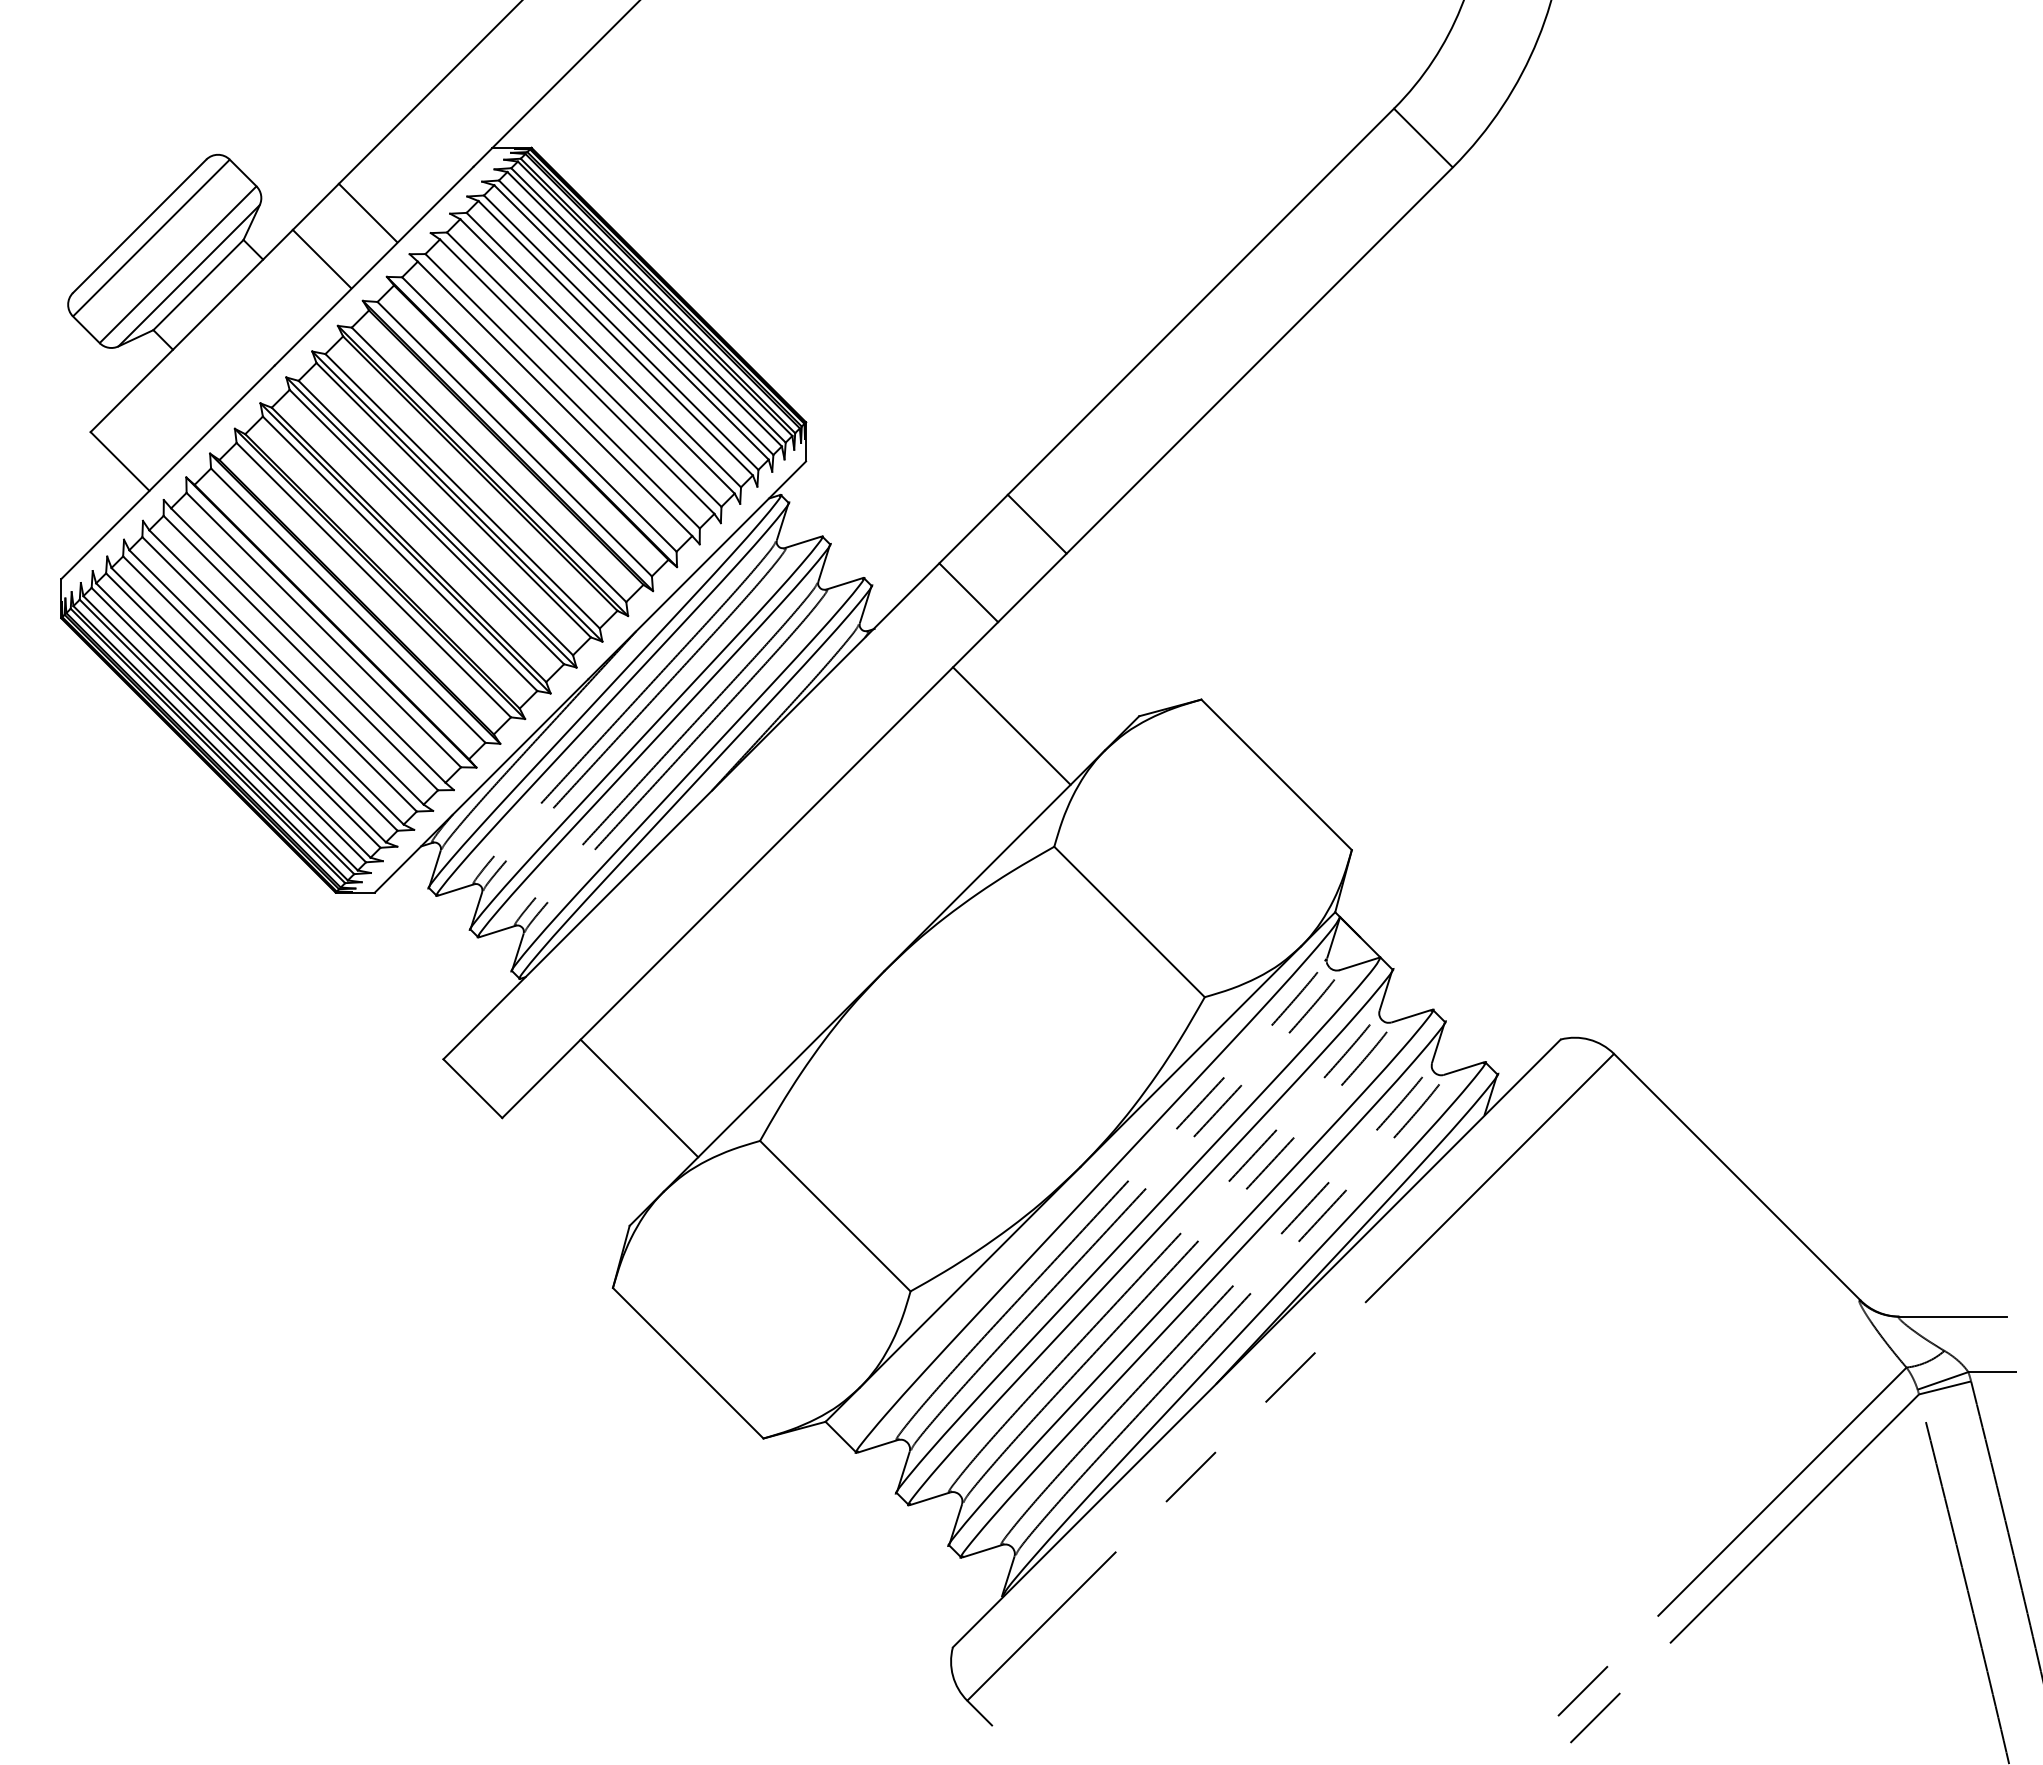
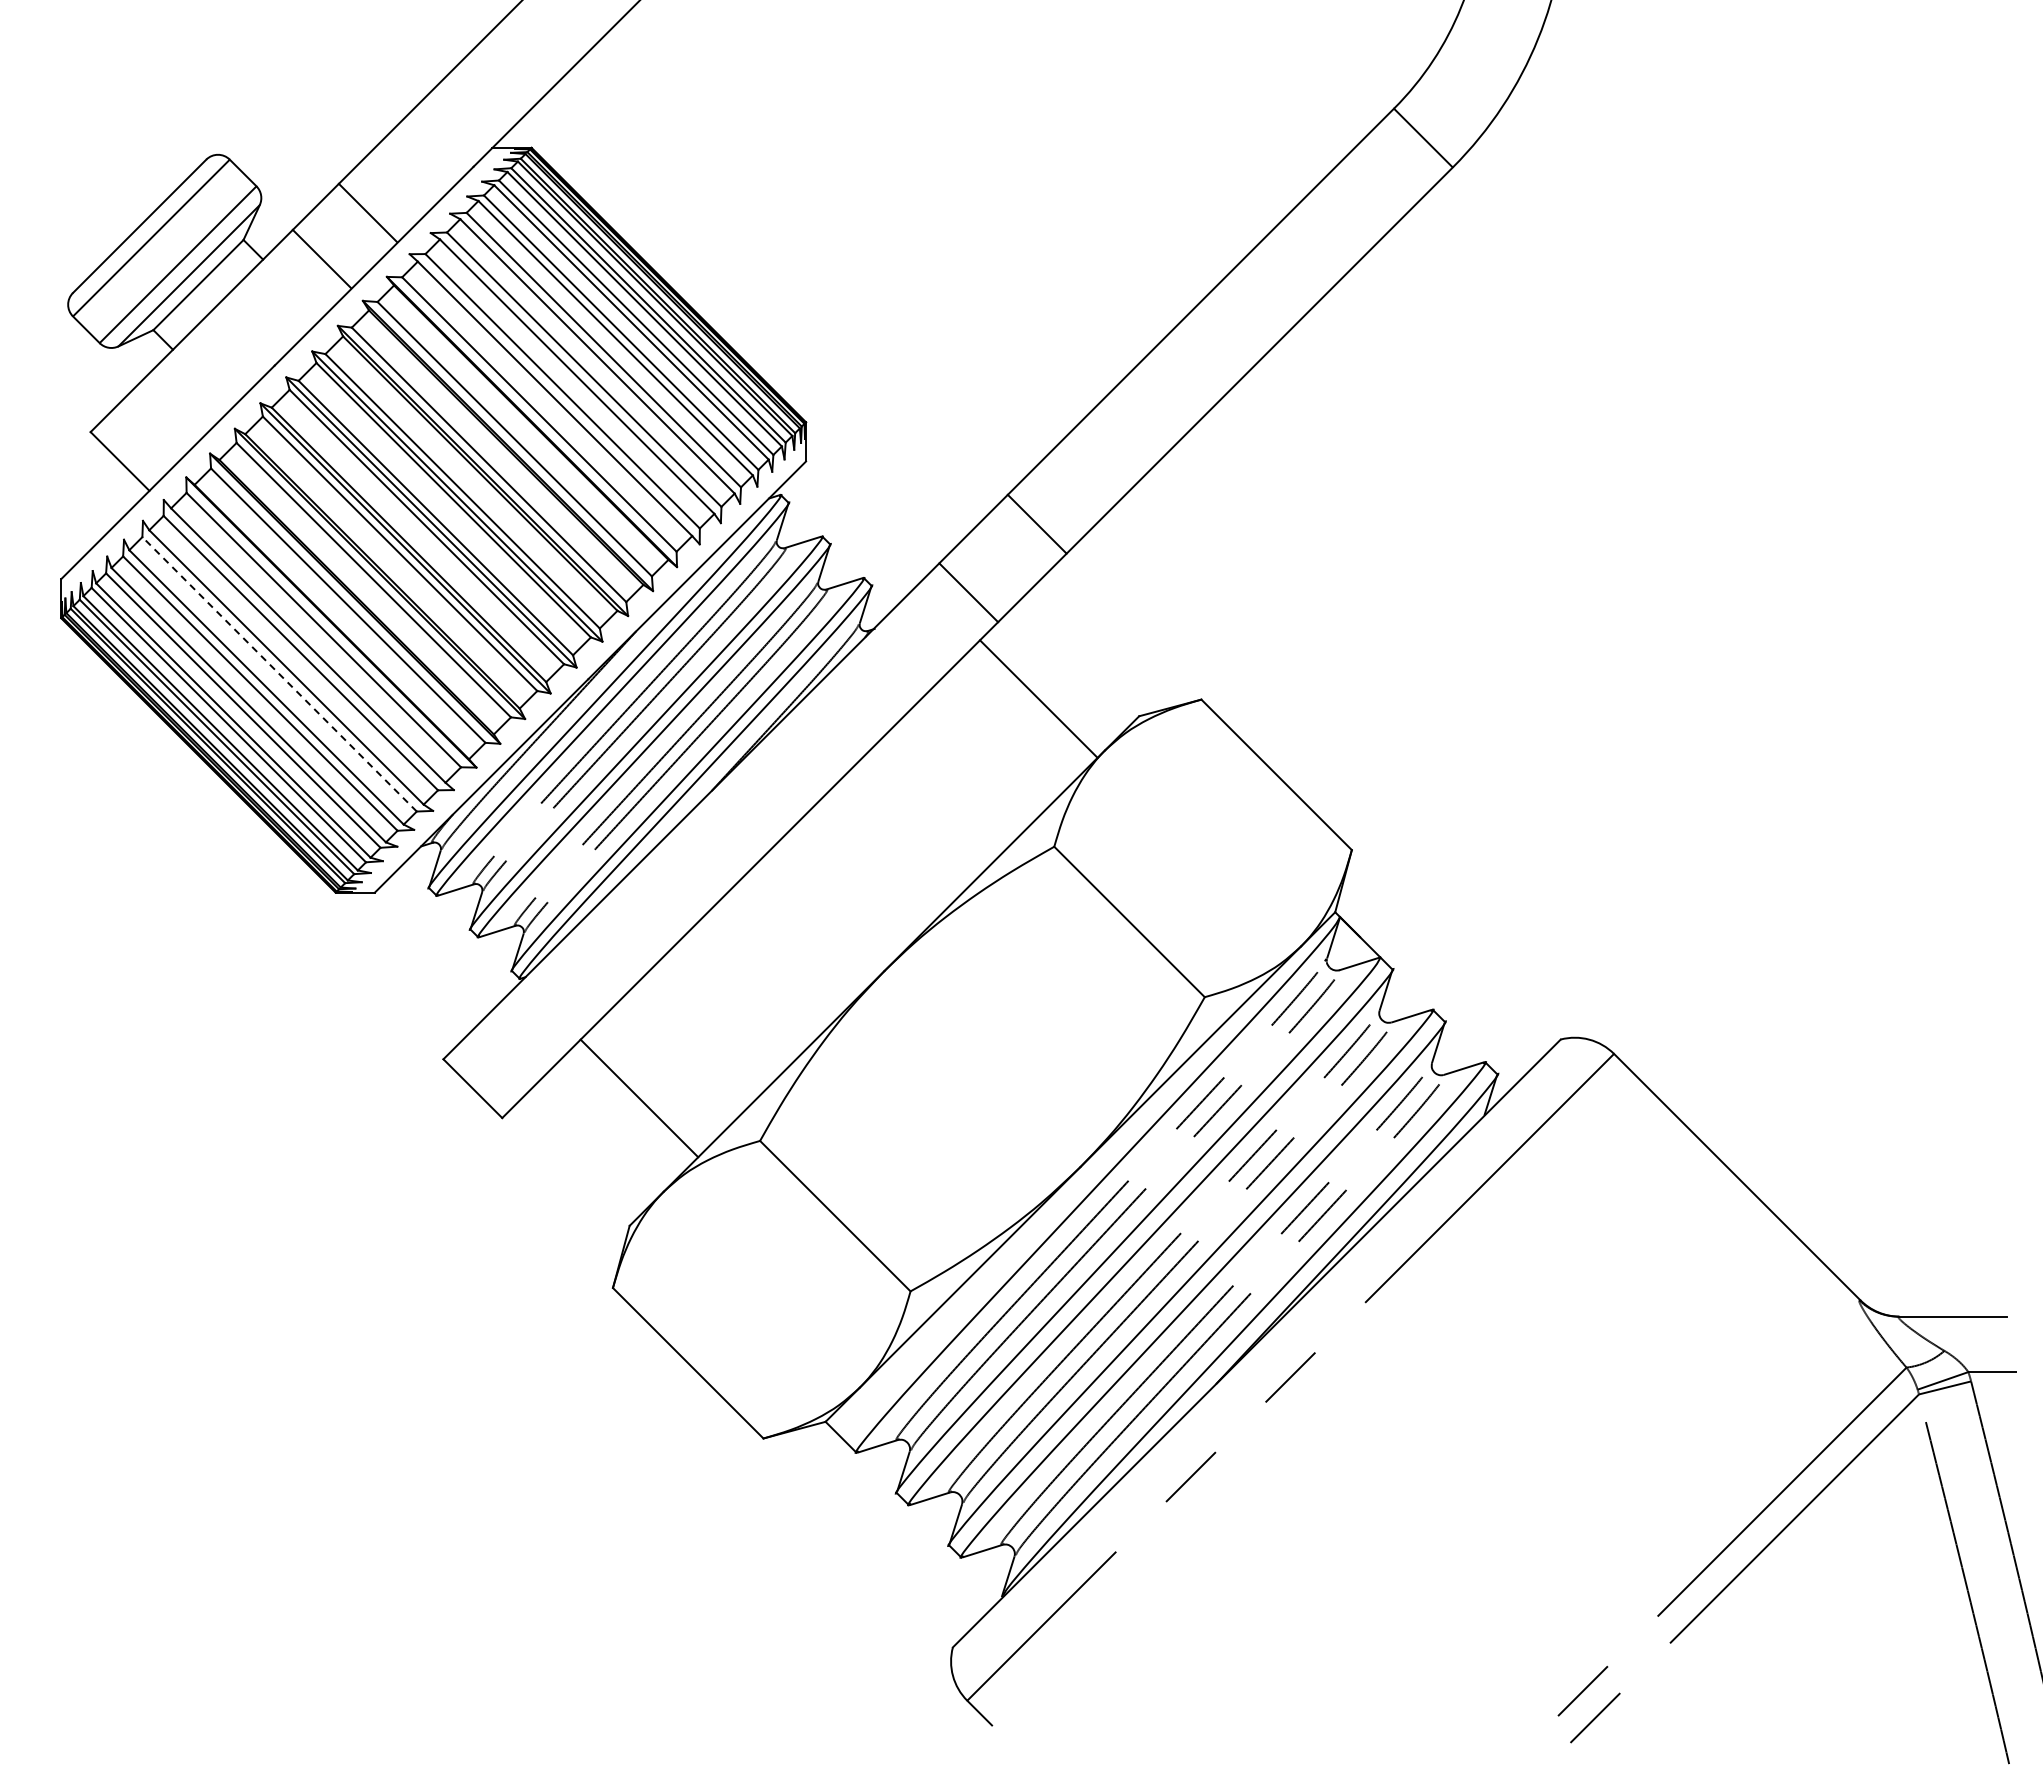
line: solid -> dashed (279, 673)
line position: (1011, 725) -> (1038, 698) (1038, 698)
